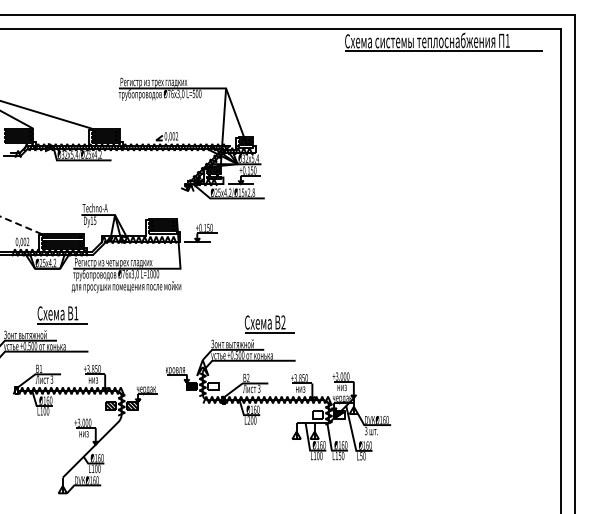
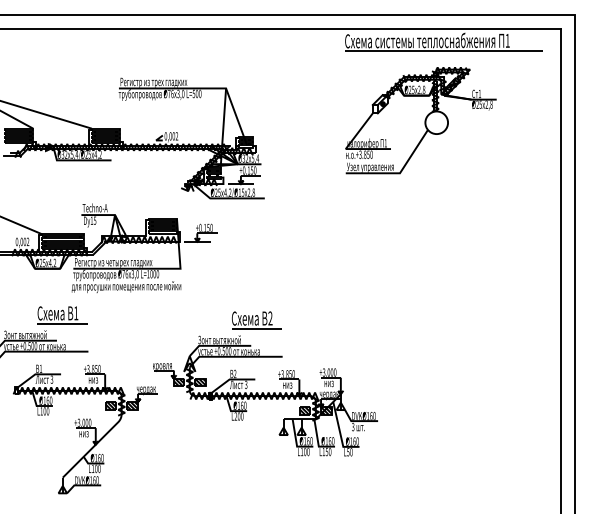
part: none -> present (420, 120)
line: dashed -> solid (21, 225)
part position: (276, 396) -> (263, 392) (263, 392)
